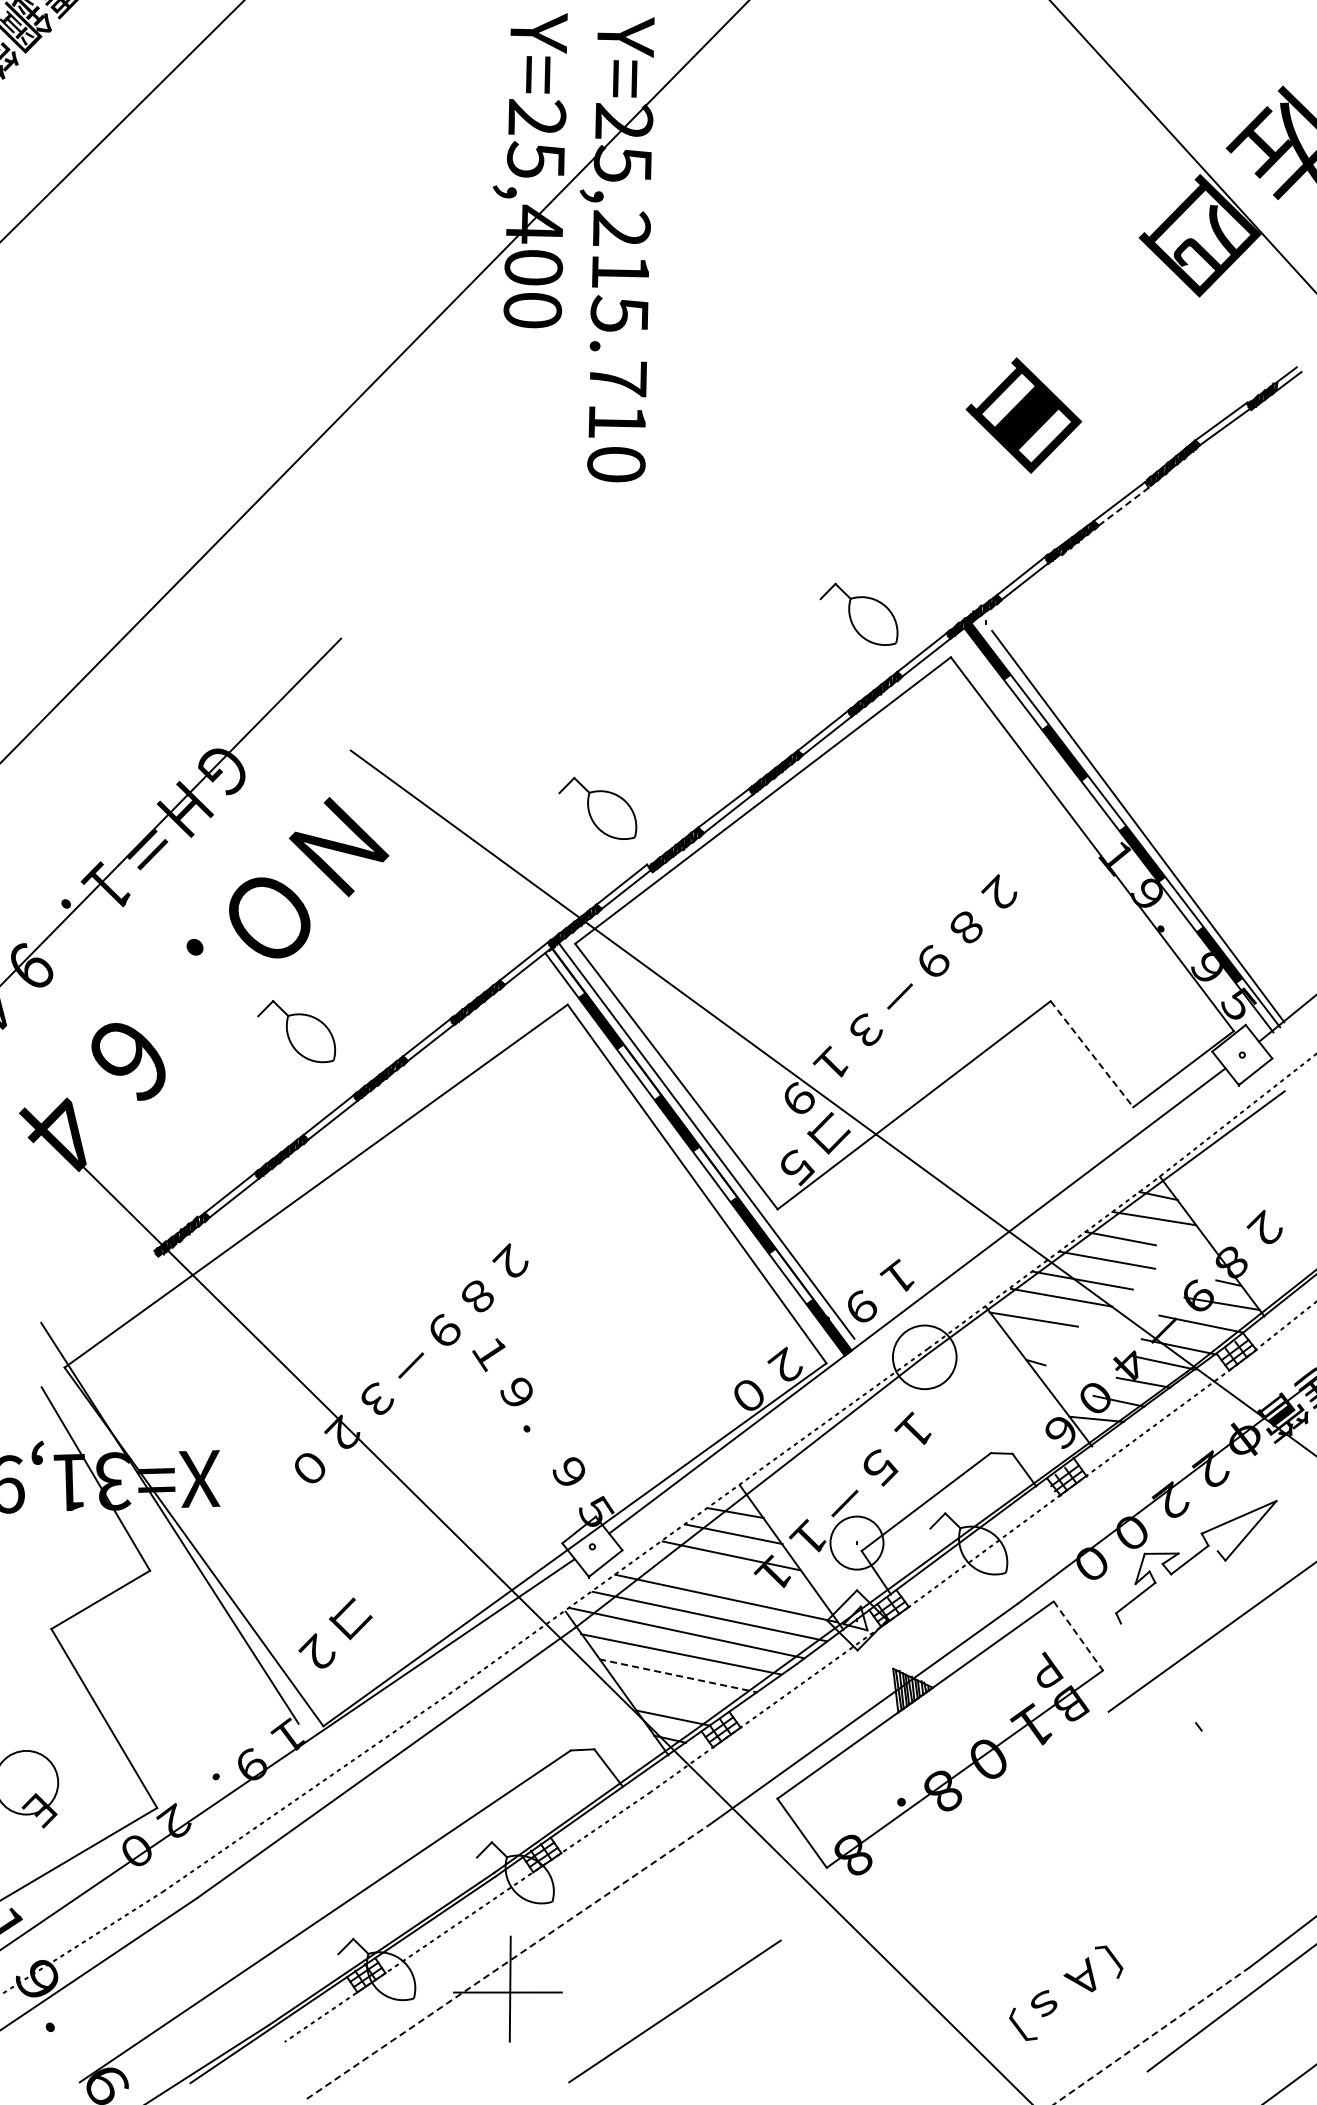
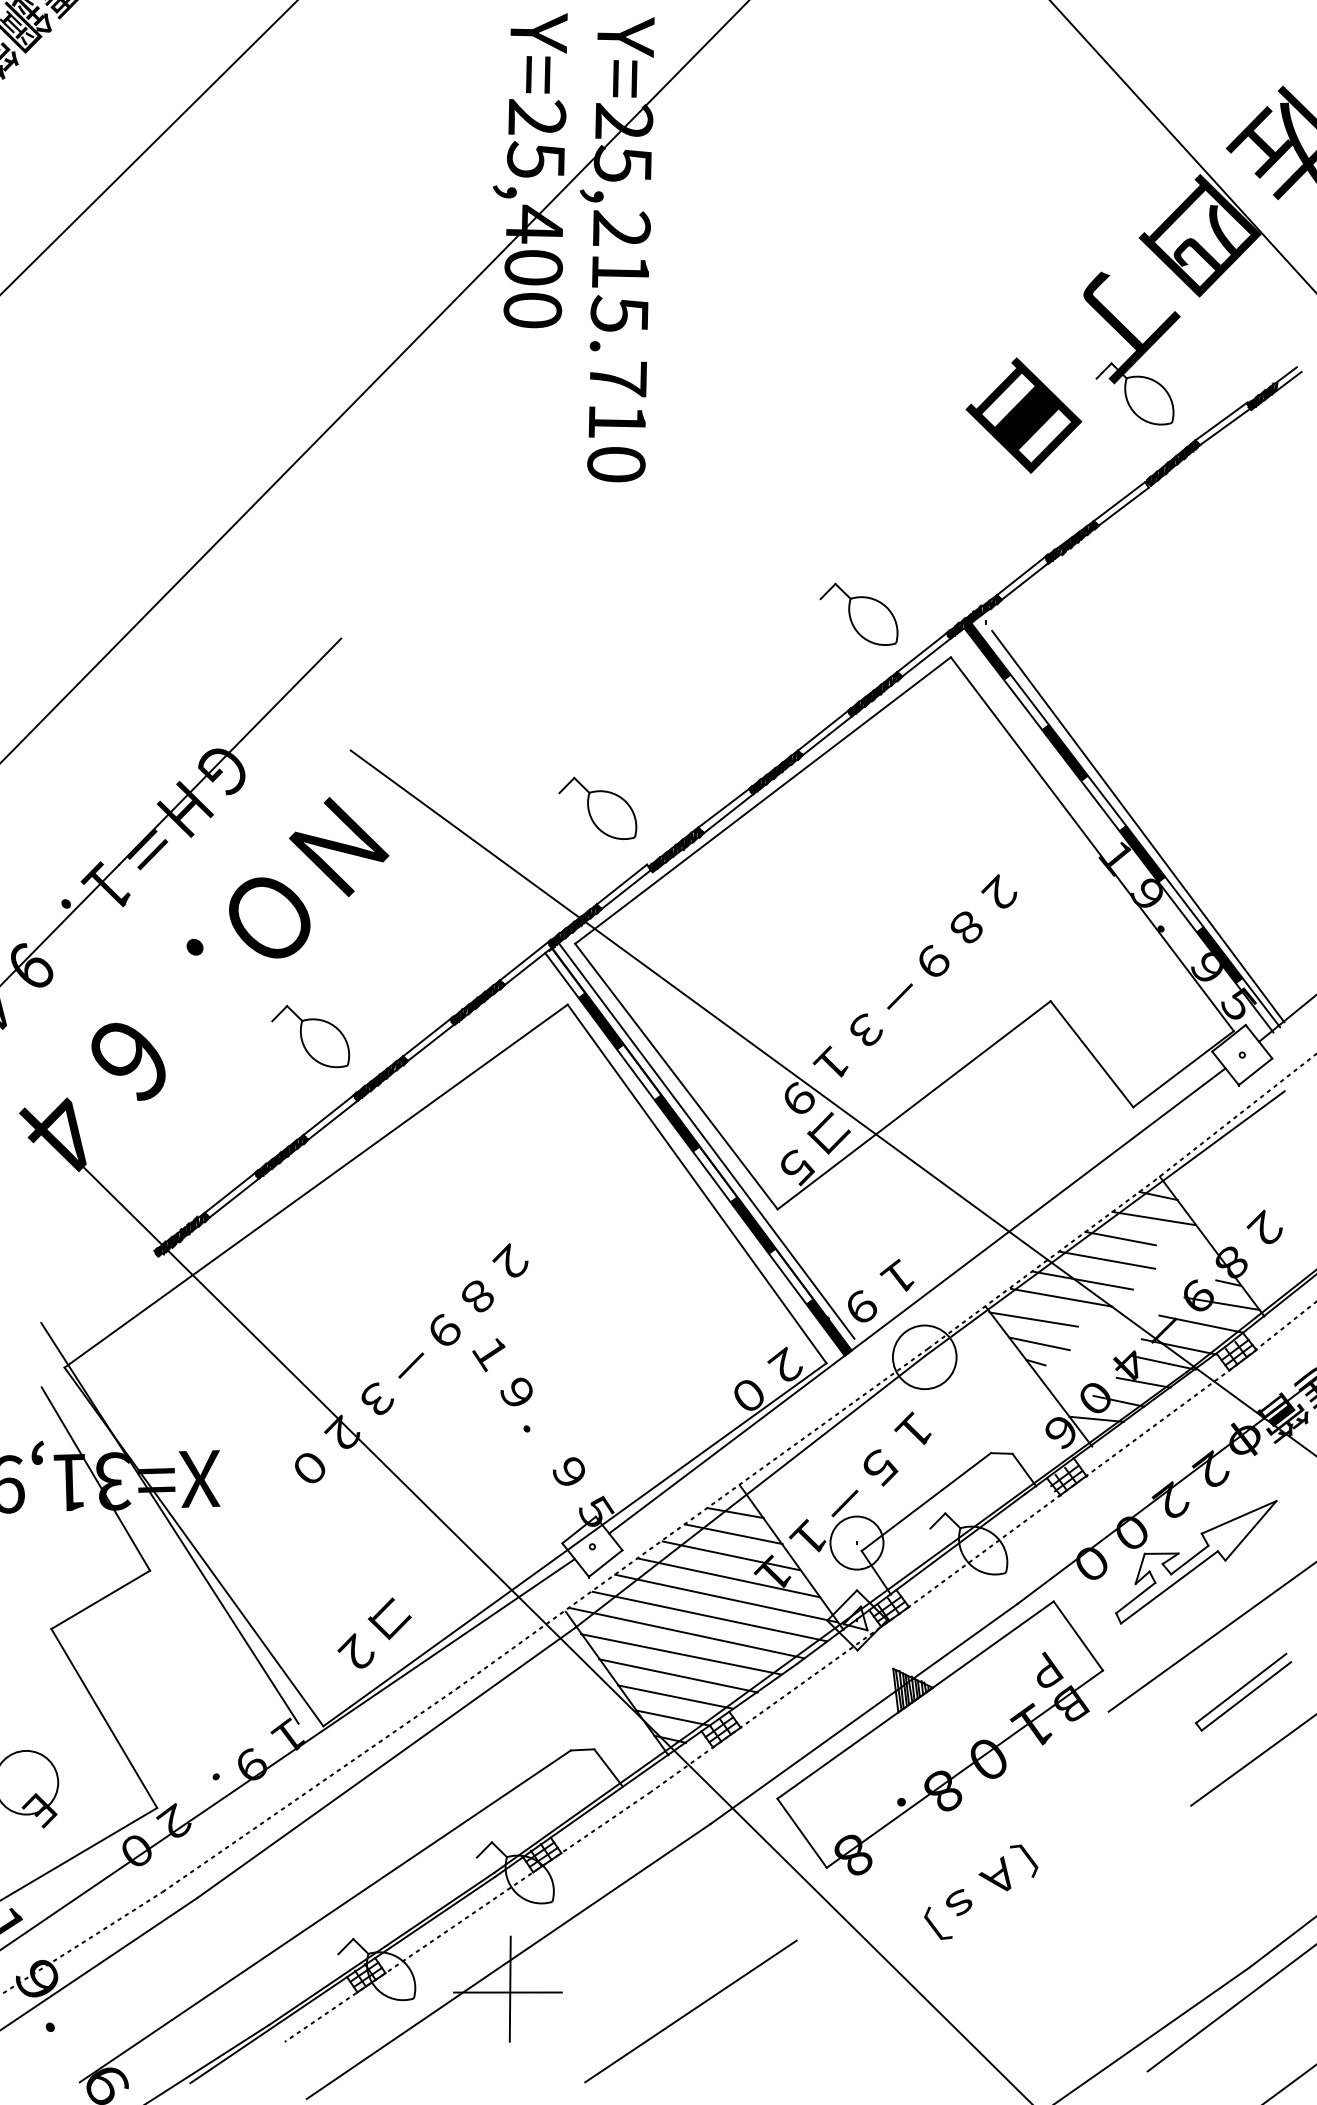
line position: (122, 121) -> (148, 147) (148, 147)
part: none -> present (1131, 348)
line: dashed -> solid (1124, 506)
part position: (296, 1031) -> (310, 1036) (310, 1036)
line: dashed -> solid (1092, 1054)
line: none -> present (1039, 1343)
line: none -> present (728, 1577)
line: none -> present (1169, 1587)
text position: (335, 1632) -> (374, 1632) (374, 1632)
line: dashed -> solid (1078, 1636)
line: dashed -> solid (678, 1676)
line: none -> present (1241, 1688)
line: none -> present (675, 1696)
line: none -> present (1246, 1696)
line: none -> present (1252, 1760)
line: dashed -> solid (509, 1961)
text position: (1066, 1992) -> (981, 1891) (981, 1891)
line position: (674, 2011) -> (690, 2011) (690, 2011)
line: dashed -> solid (1151, 2036)
